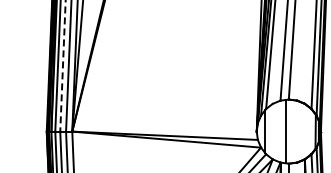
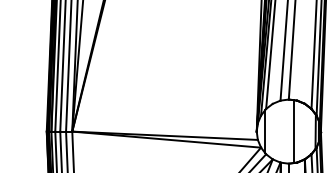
line: dashed -> solid (62, 65)
line position: (286, 131) -> (294, 131) (294, 131)
